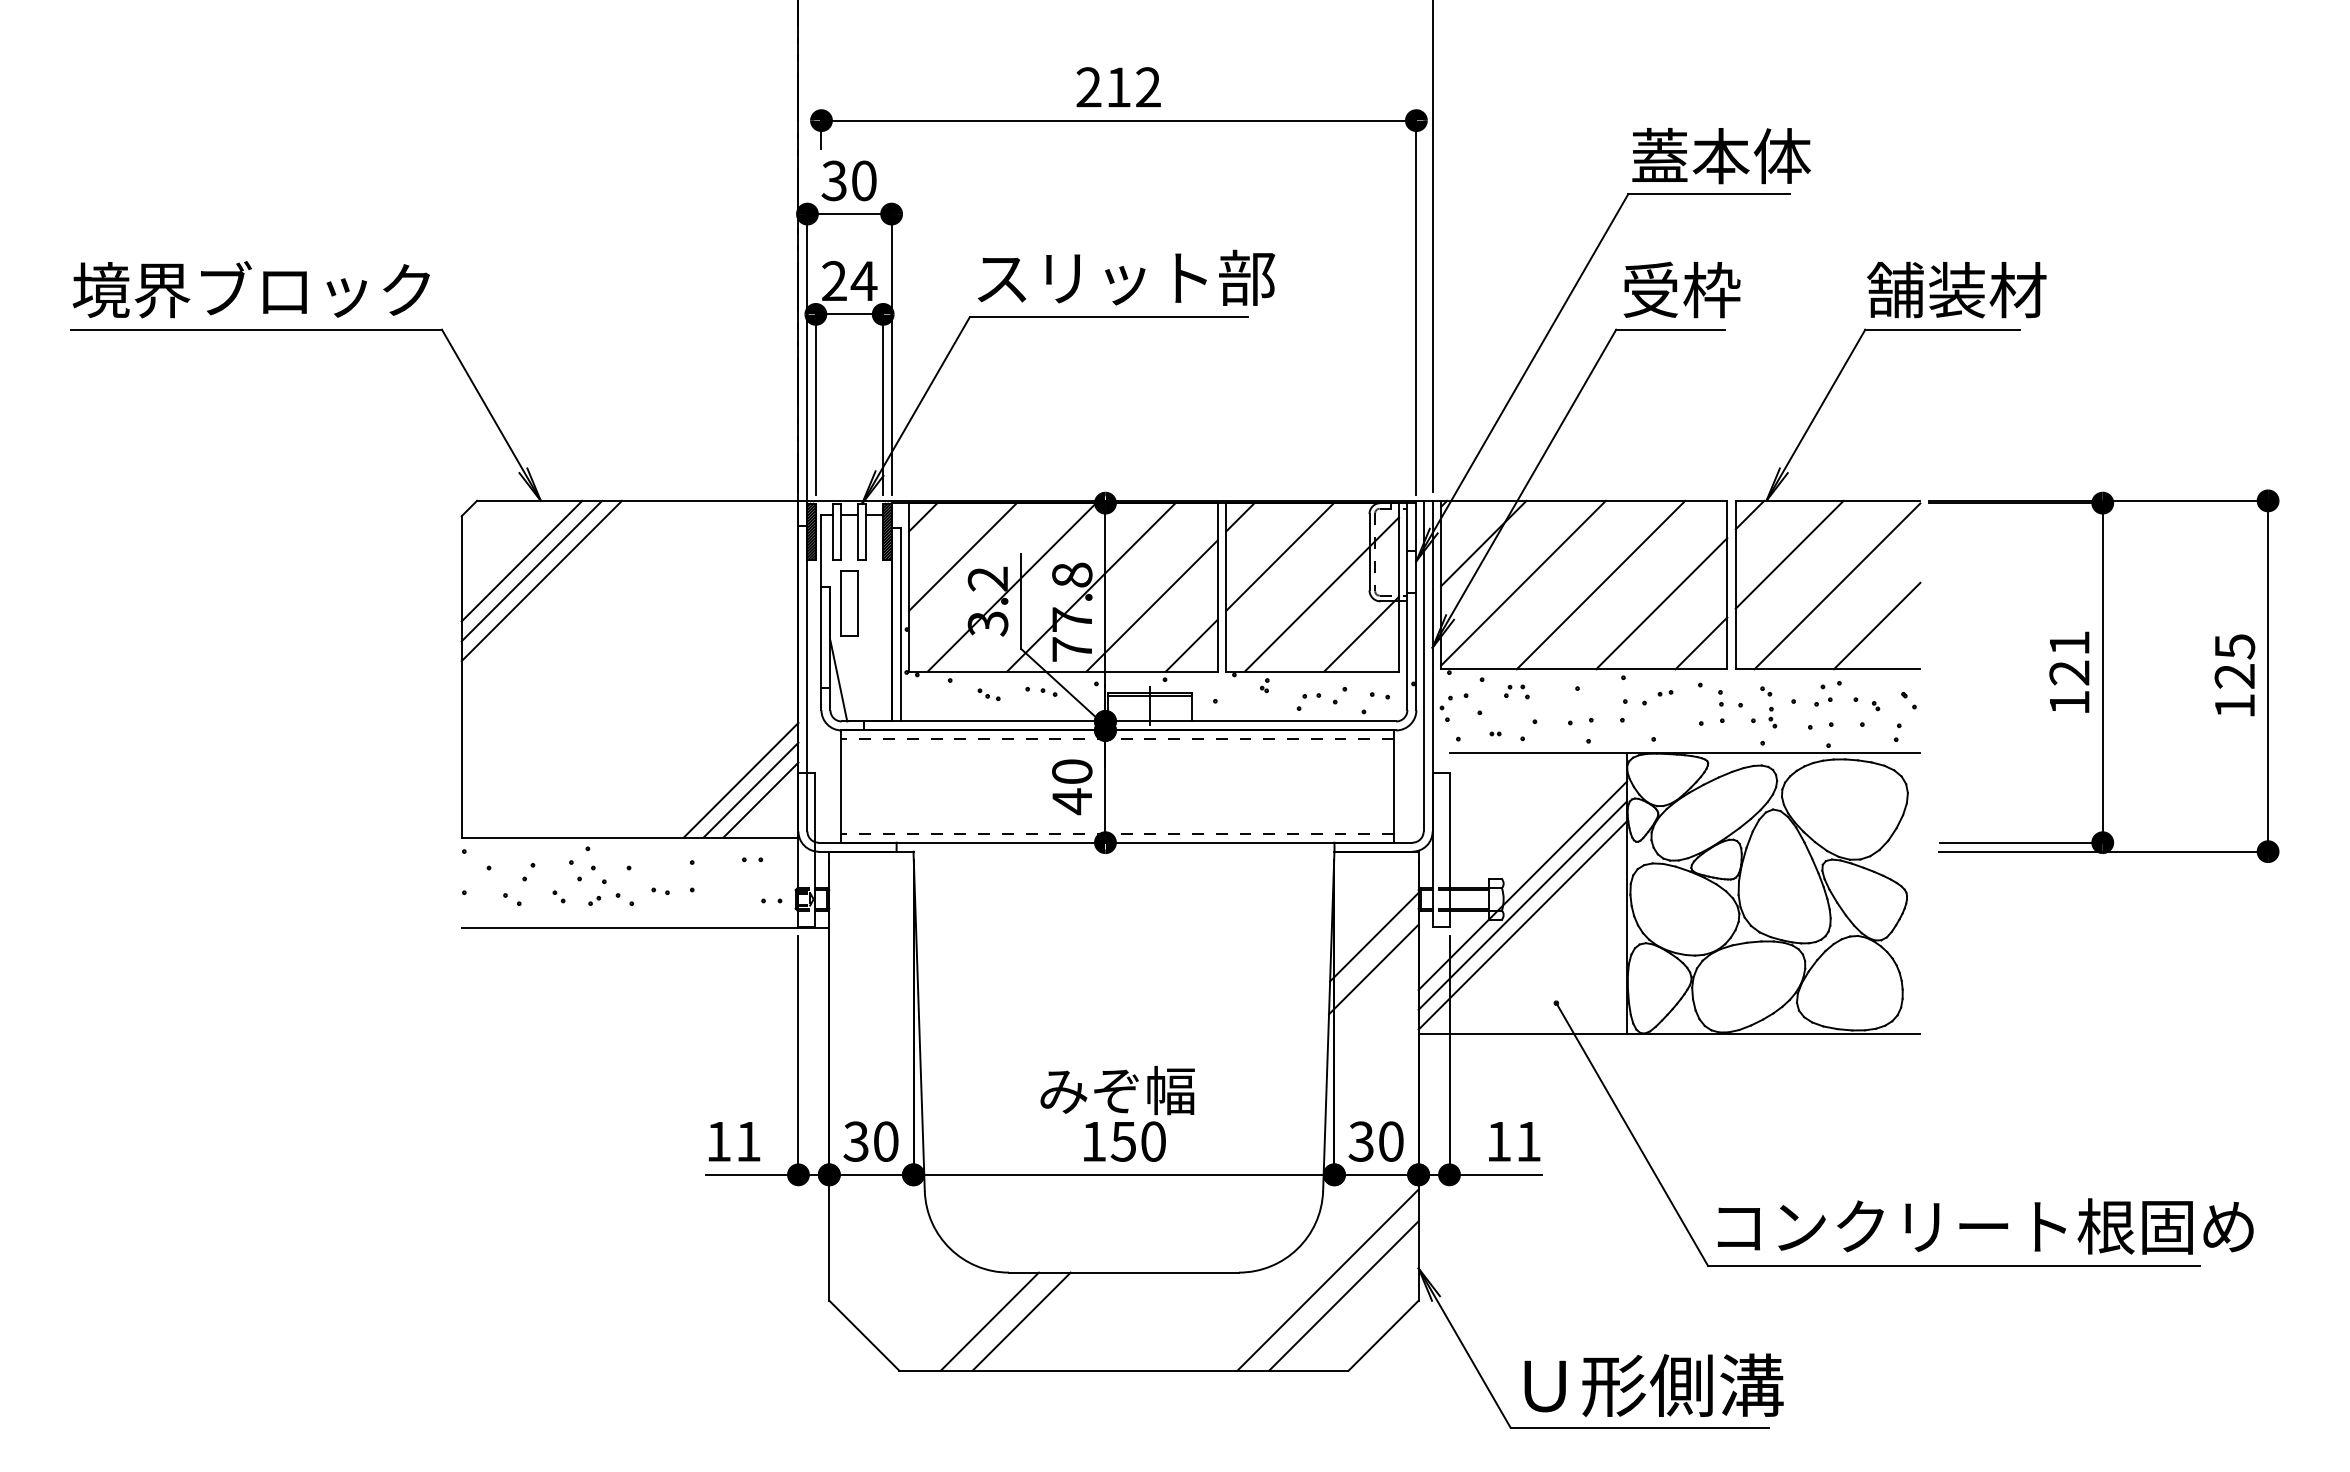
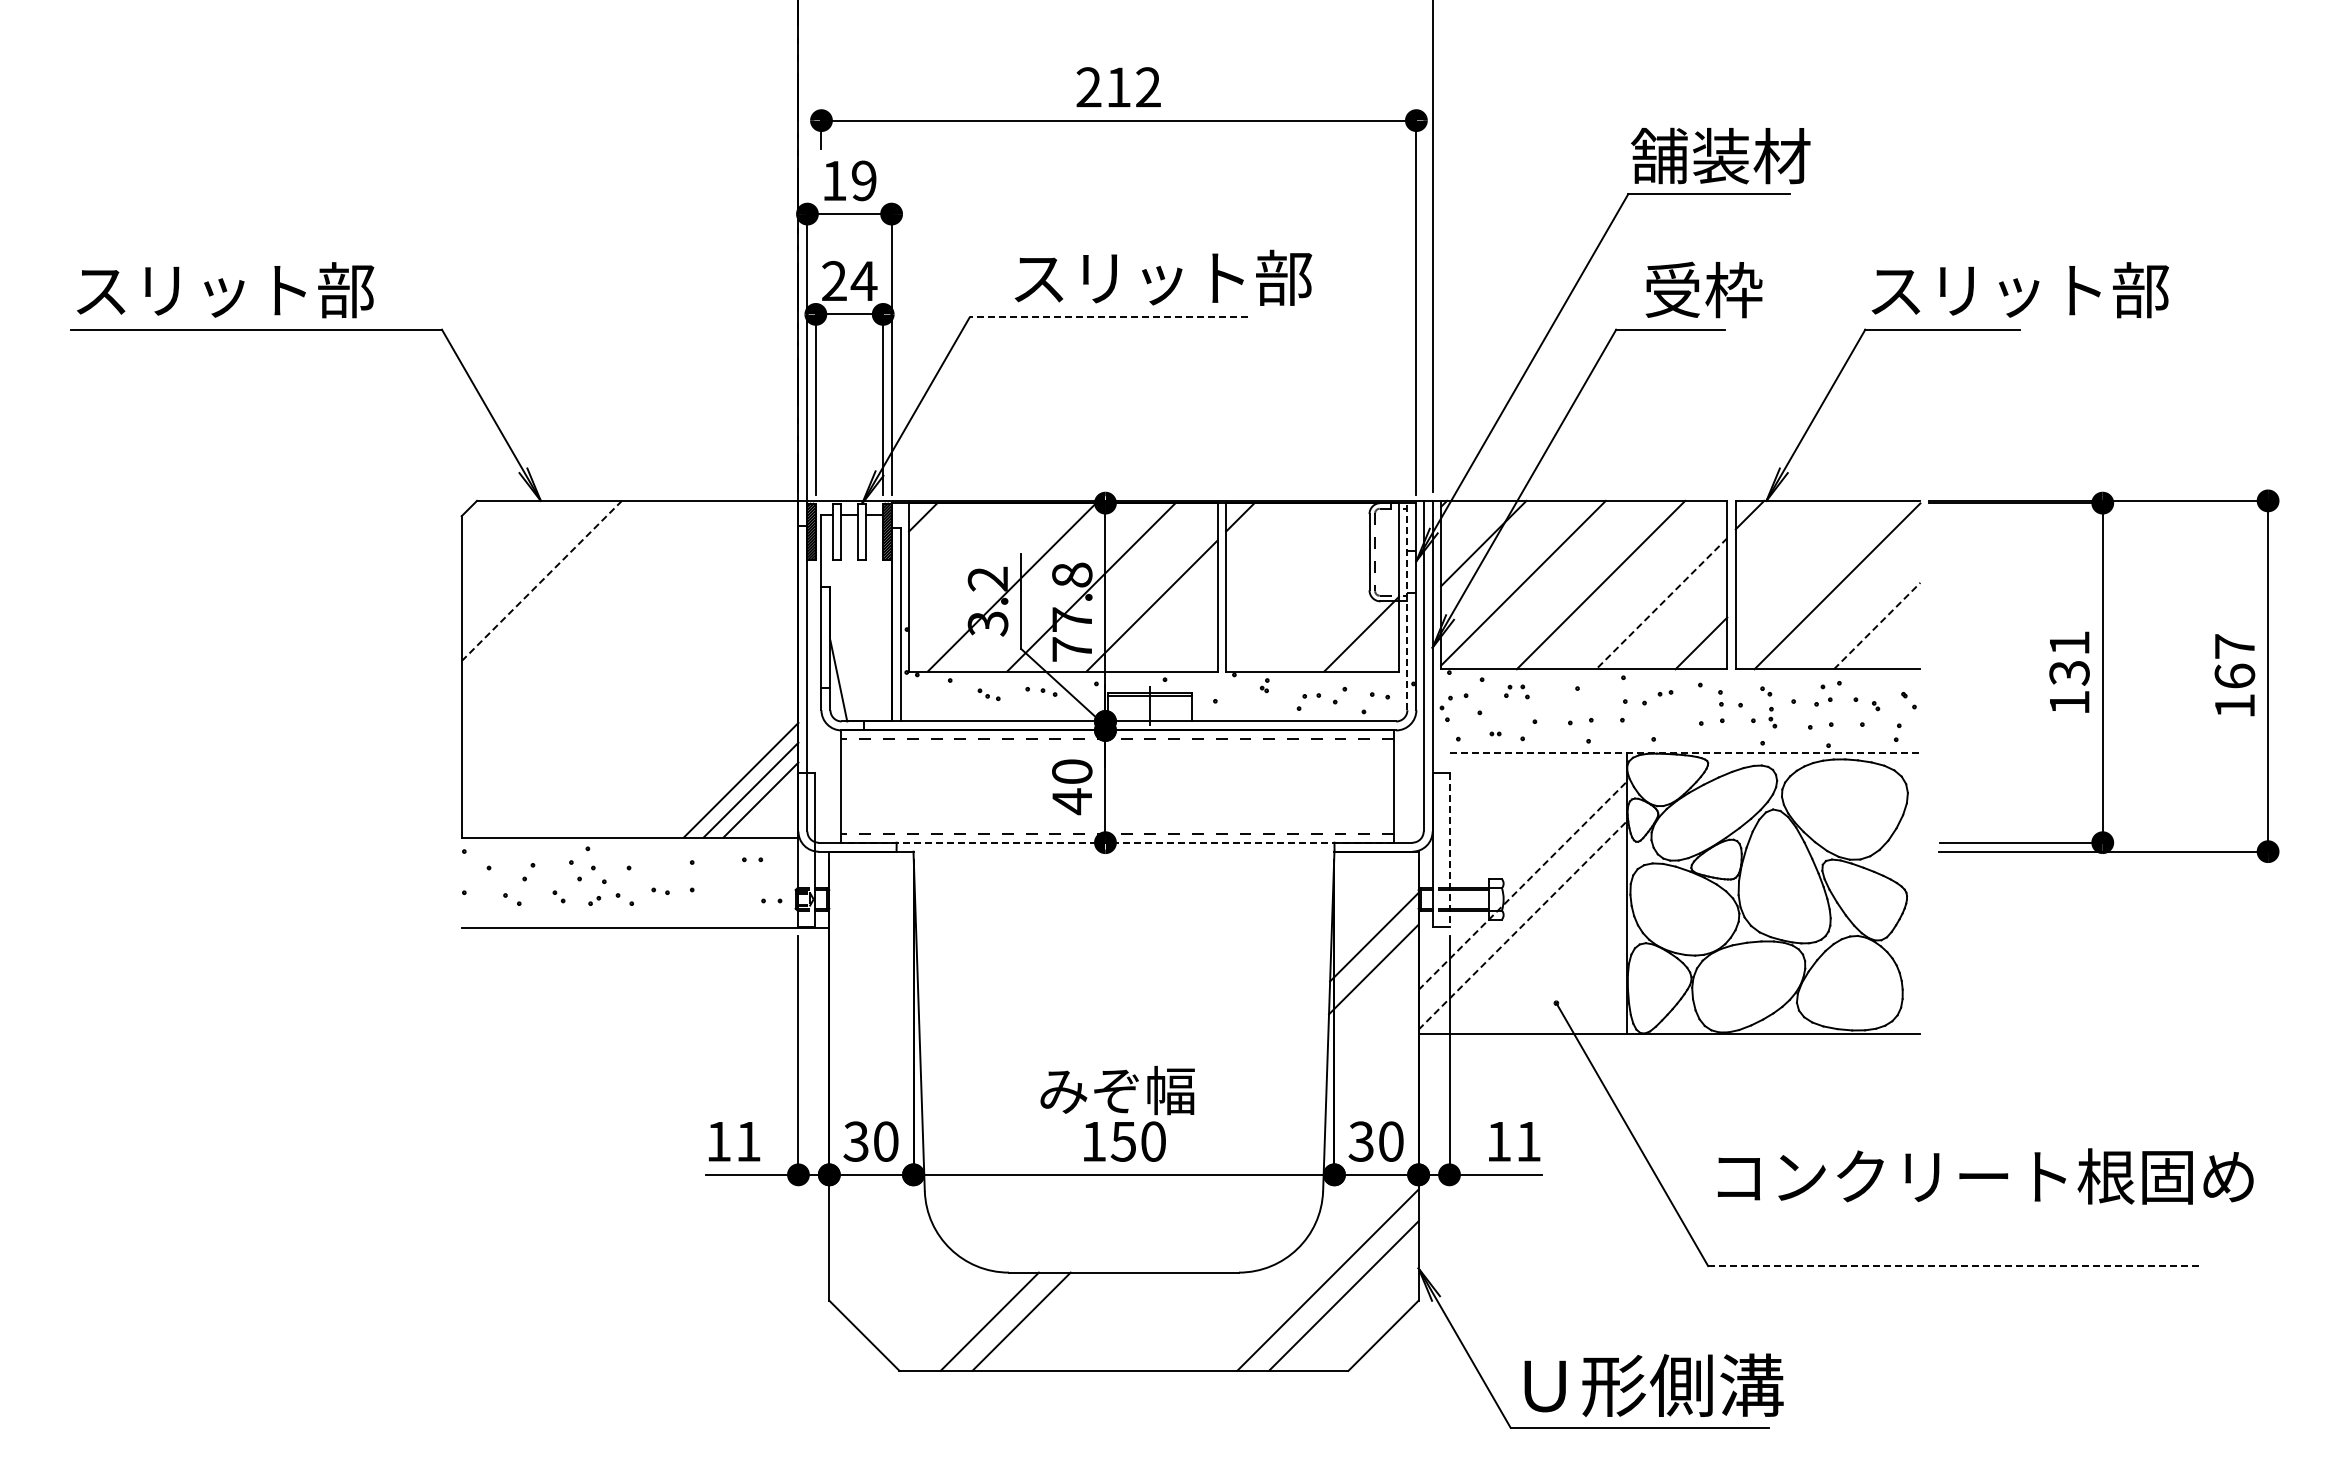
text: 蓋本体 -> 舗装材 (1721, 155)
text: 30 -> 19 (848, 180)
text position: (1126, 277) -> (1163, 277) (1163, 277)
text: 境界ブロック -> スリット部 (250, 289)
text position: (1681, 289) -> (1703, 289) (1703, 289)
text: 舗装材 -> スリット部 (2018, 289)
line: solid -> dashed (1108, 317)
line: present -> none (1789, 554)
line: present -> none (962, 556)
line: present -> none (1279, 556)
line: present -> none (521, 560)
line: present -> none (531, 570)
line: solid -> dashed (542, 580)
line: present -> none (1321, 594)
part: present -> none (849, 603)
line: solid -> dashed (1661, 603)
line: solid -> dashed (1407, 606)
line: solid -> dashed (1877, 625)
line: present -> none (1191, 645)
text: 125 -> 167 (2234, 661)
text: 121 -> 131 (2069, 672)
line: solid -> dashed (1685, 753)
line: solid -> dashed (1117, 842)
line: solid -> dashed (1449, 850)
line: solid -> dashed (1523, 885)
line: present -> none (1522, 905)
line: solid -> dashed (1523, 925)
text position: (1985, 1226) -> (1985, 1176) (1985, 1176)
line: solid -> dashed (1953, 1266)
